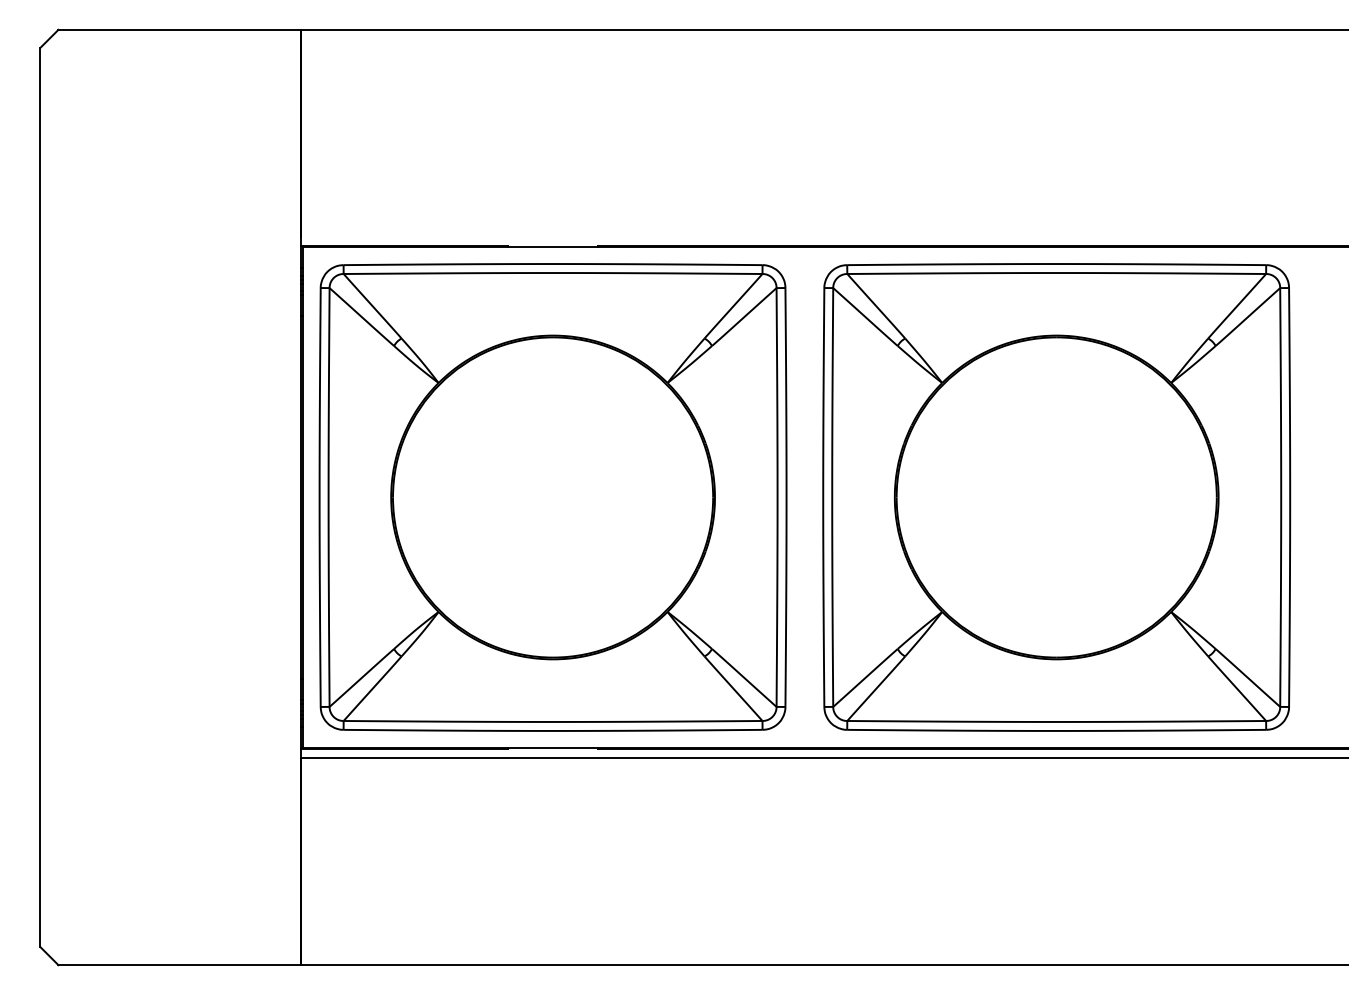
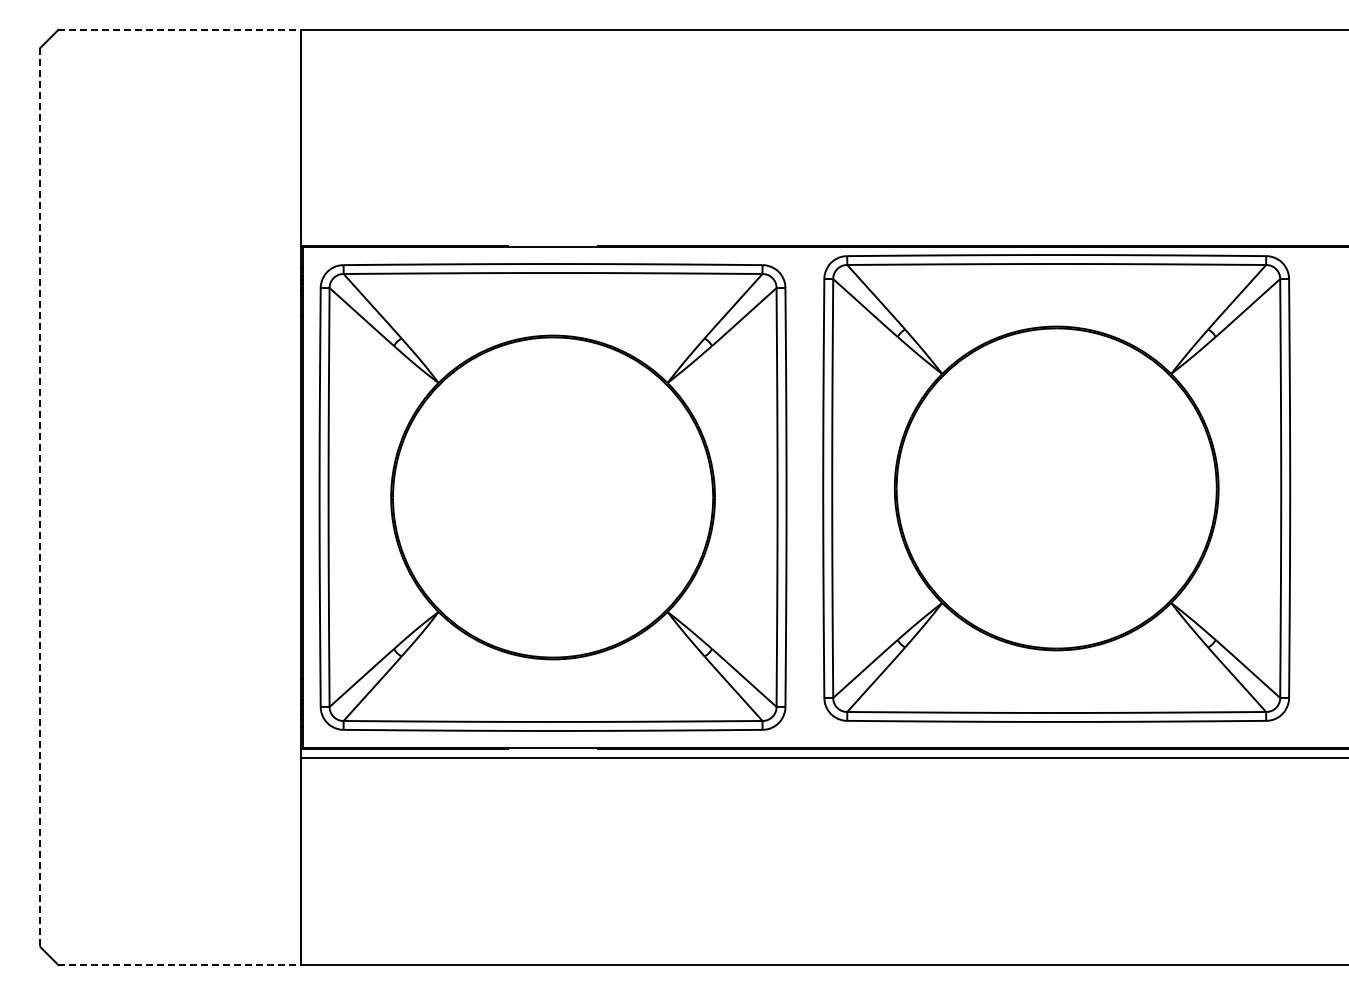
line: solid -> dashed (180, 29)
line: solid -> dashed (40, 497)
part position: (1056, 497) -> (1056, 488) (1056, 488)
line: solid -> dashed (180, 965)
